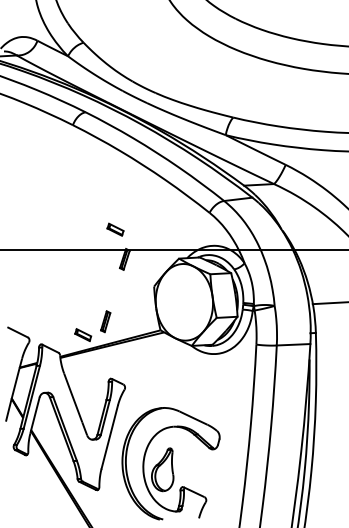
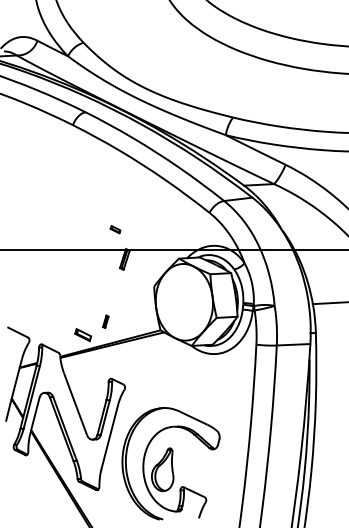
part size: 19x15 px -> 13x10 px (115, 229)
part size: 12x24 px -> 8x16 px (105, 321)
